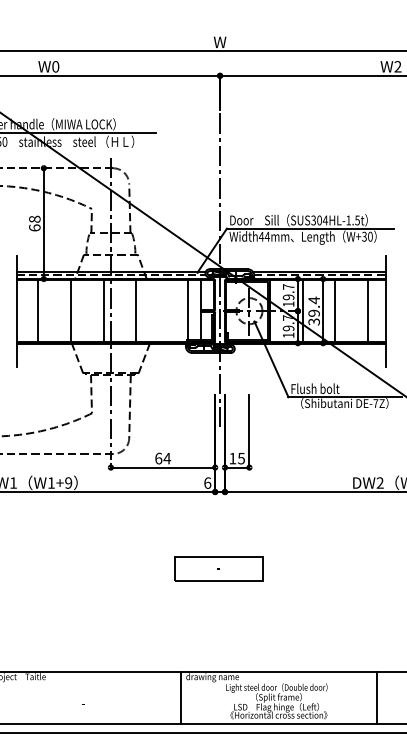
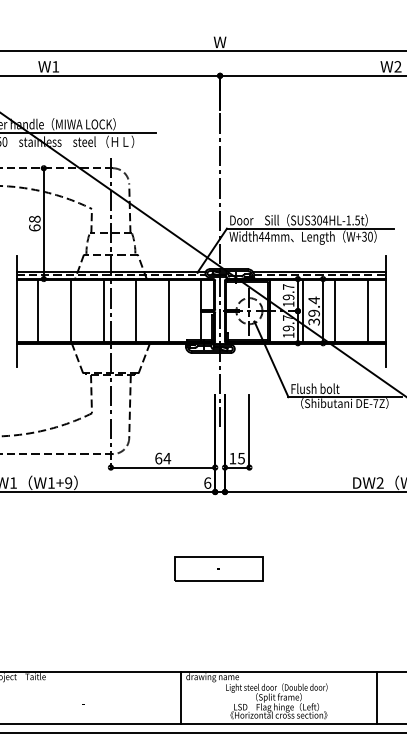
text: W0 -> W1 (55, 66)
line position: (187, 311) -> (168, 311) (168, 311)
